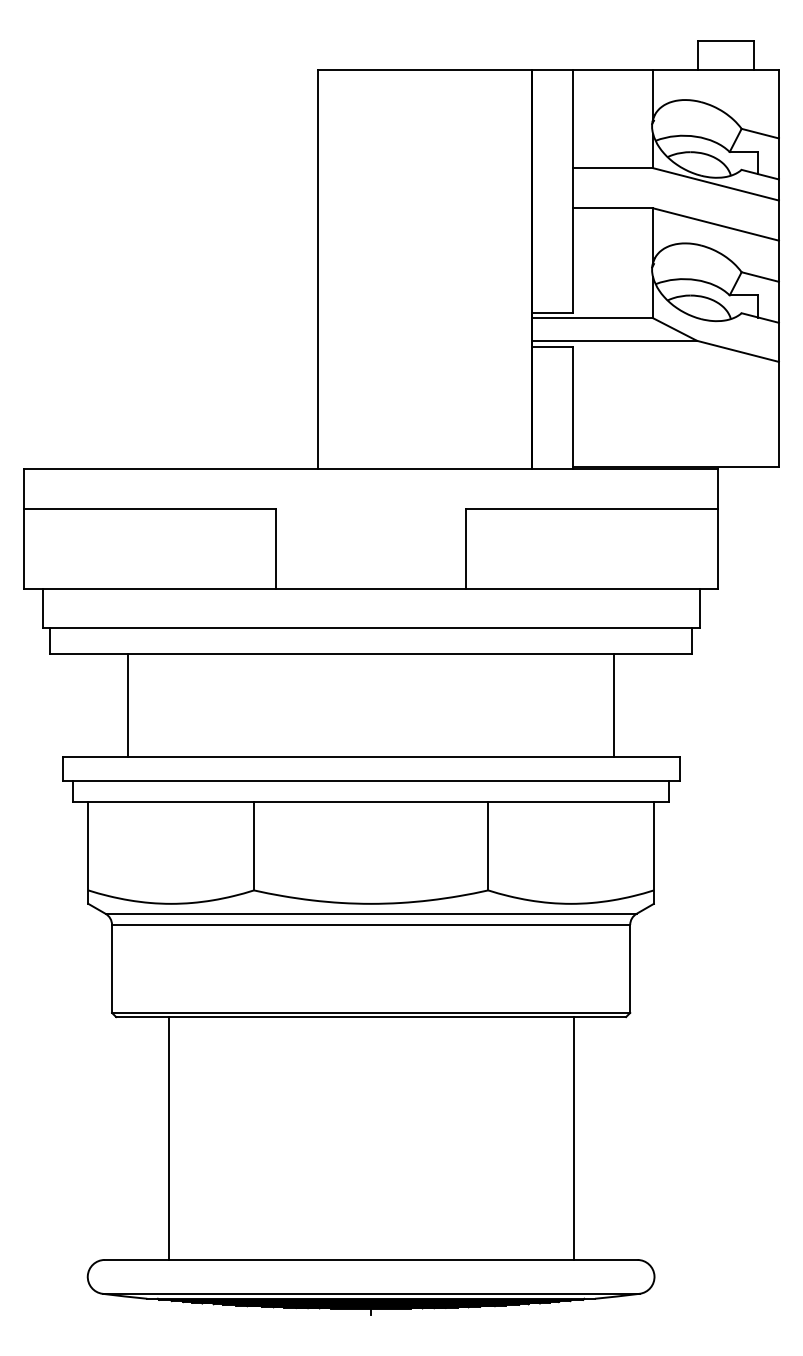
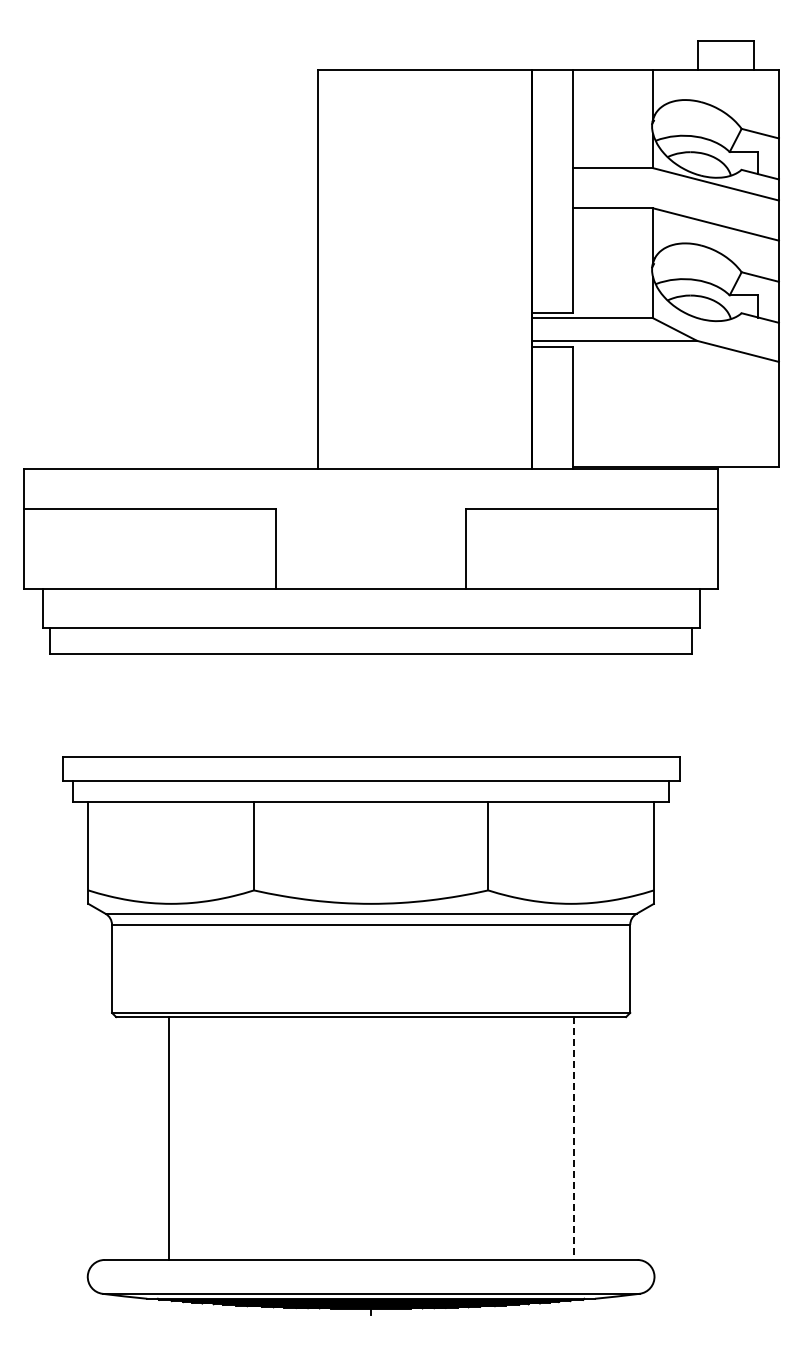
line: present -> none (128, 704)
line: present -> none (613, 704)
line: solid -> dashed (573, 1139)
